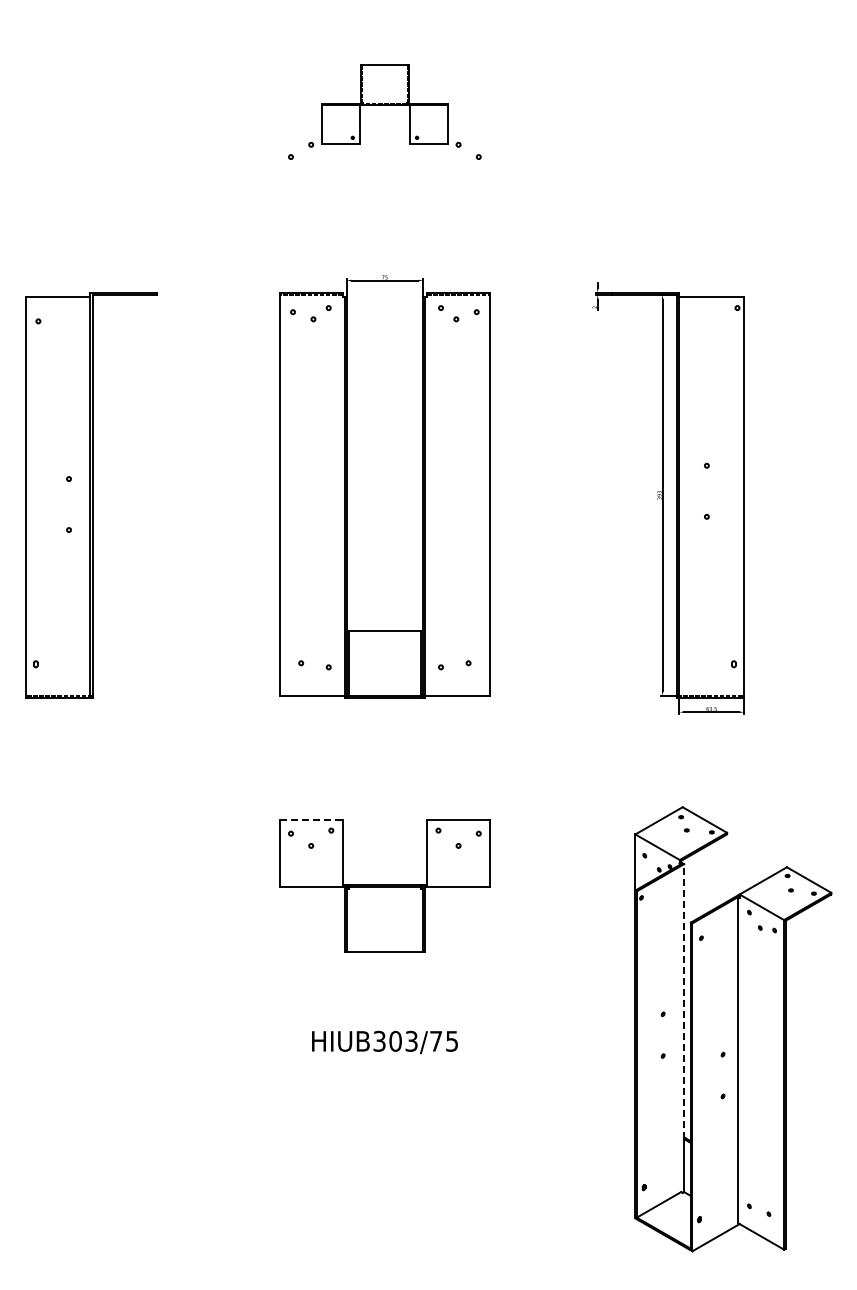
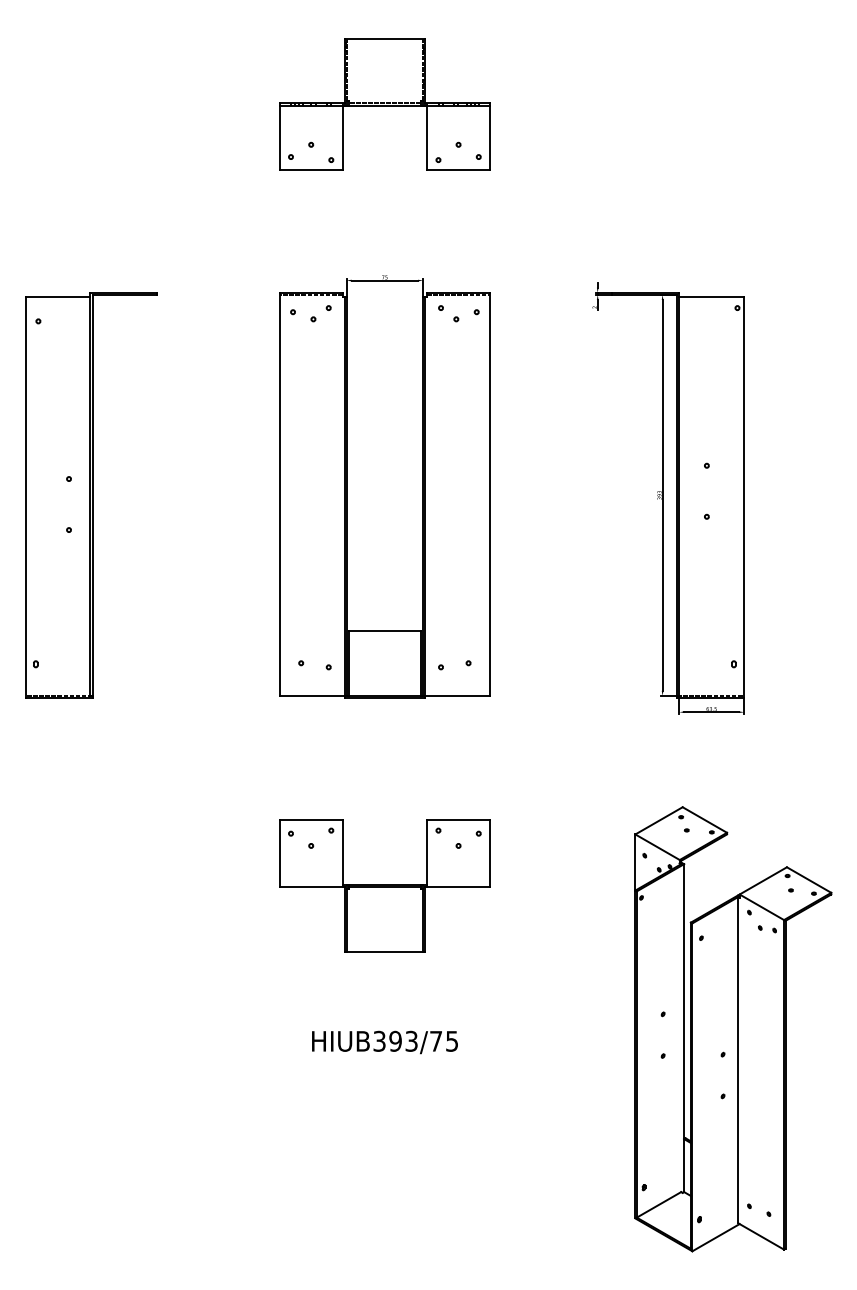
part size: 128x81 px -> 212x133 px (384, 104)
line: dashed -> solid (311, 820)
line: dashed -> solid (684, 1001)
text: HIUB303/75 -> HIUB393/75 (395, 1041)
